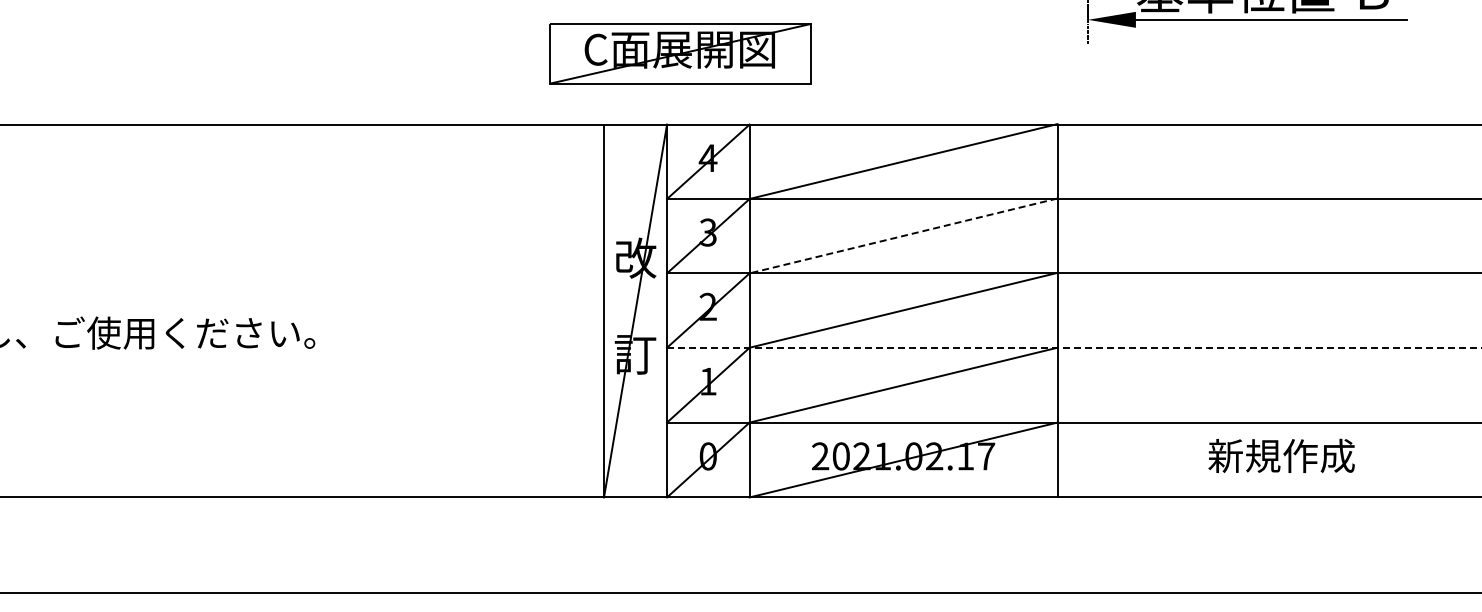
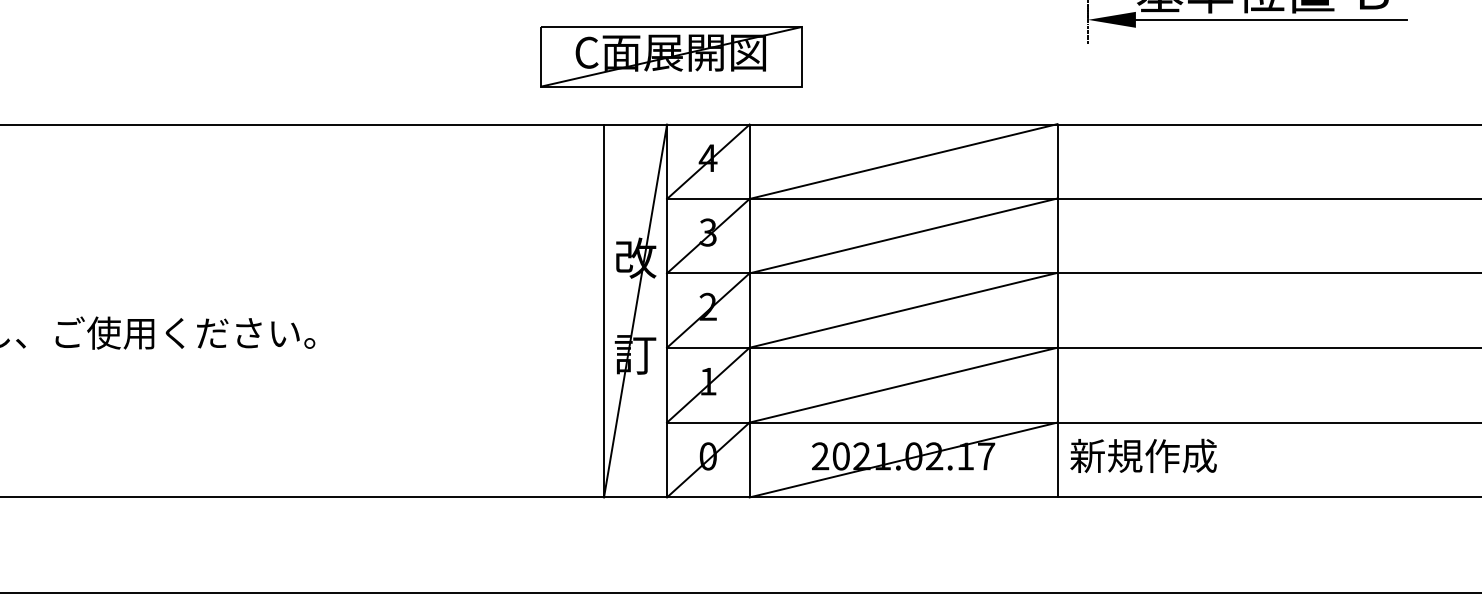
part position: (680, 53) -> (671, 56) (671, 56)
line: dashed -> solid (903, 236)
line: dashed -> solid (1074, 347)
text position: (1281, 455) -> (1143, 455) (1143, 455)
